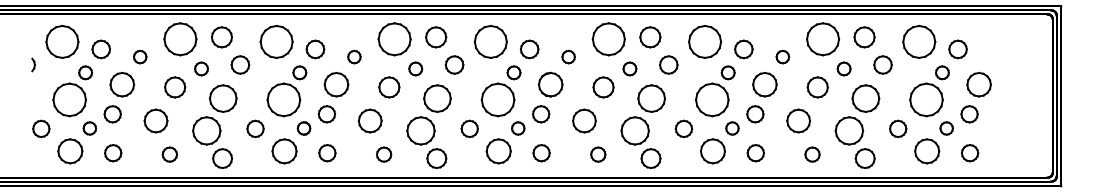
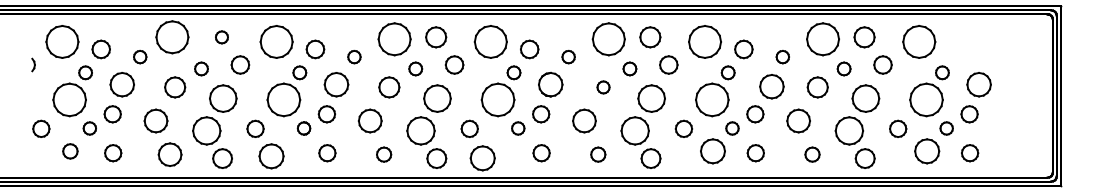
part size: 22x23 px -> 14x15 px (221, 37)
part position: (180, 39) -> (172, 37) (172, 37)
part: present -> none (957, 49)
part position: (764, 84) -> (771, 86) (771, 86)
part size: 23x23 px -> 15x15 px (603, 87)
part size: 27x27 px -> 17x17 px (70, 151)
part position: (284, 151) -> (271, 156) (271, 156)
part position: (498, 151) -> (482, 158) (482, 158)
part size: 17x17 px -> 26x25 px (169, 154)
